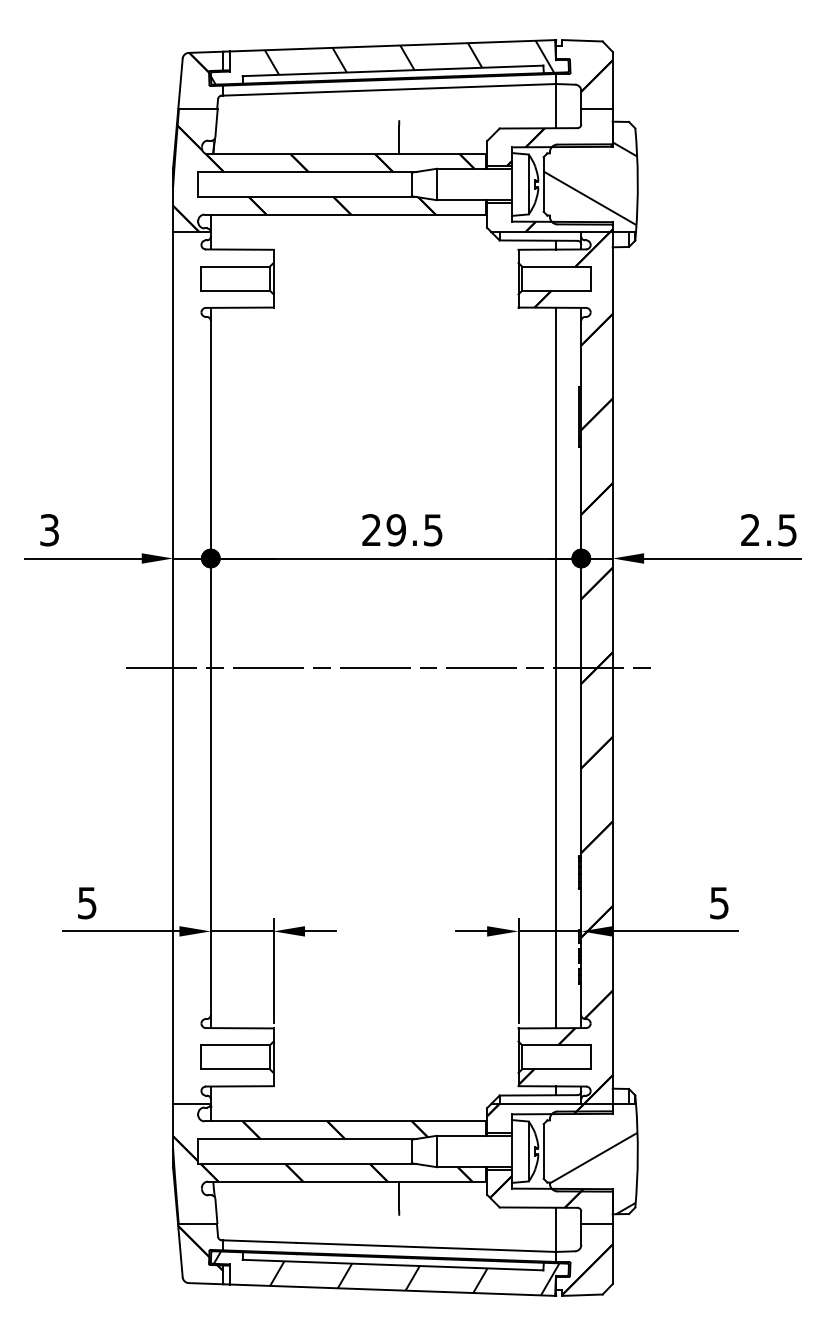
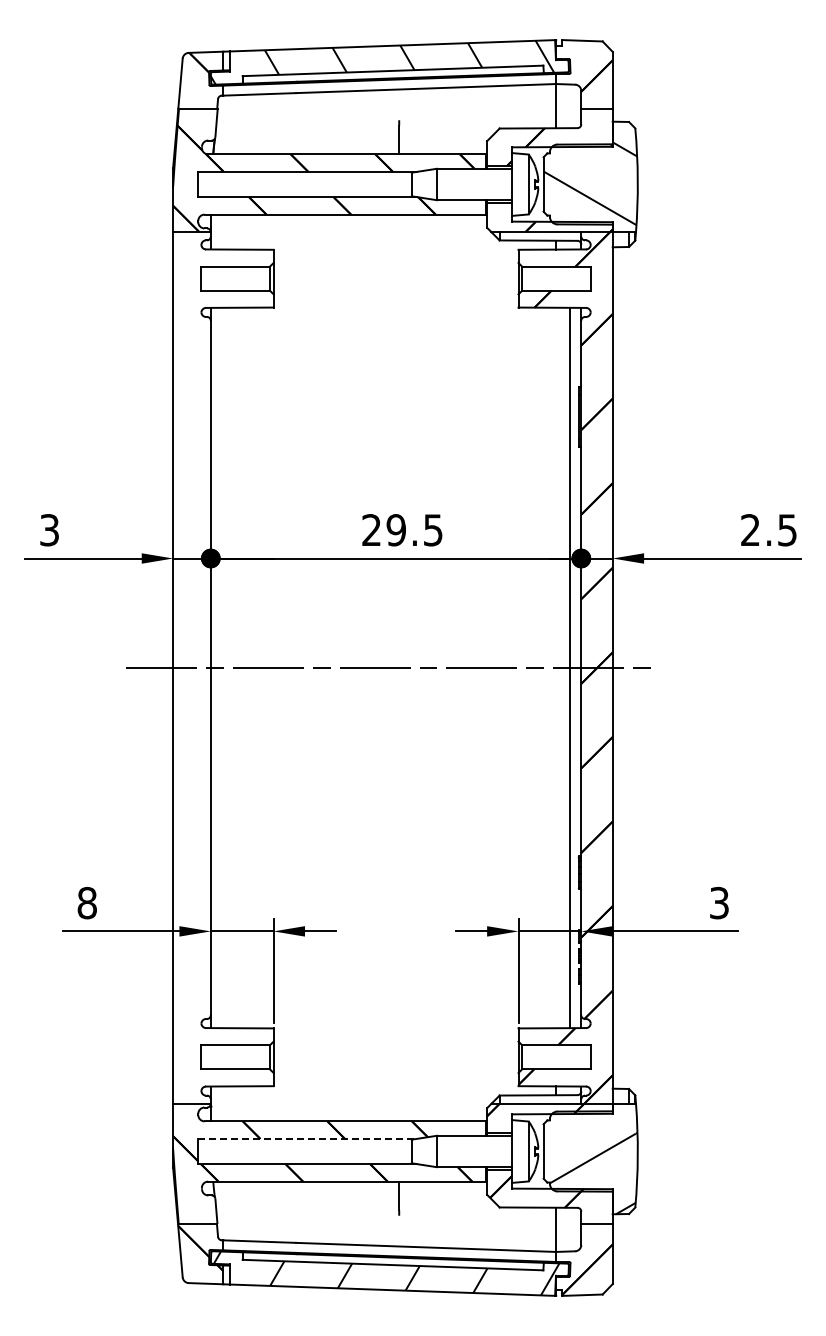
line position: (556, 667) -> (570, 667) (570, 667)
text: 5 -> 8 (86, 902)
text: 5 -> 3 (719, 902)
line: solid -> dashed (307, 1138)
